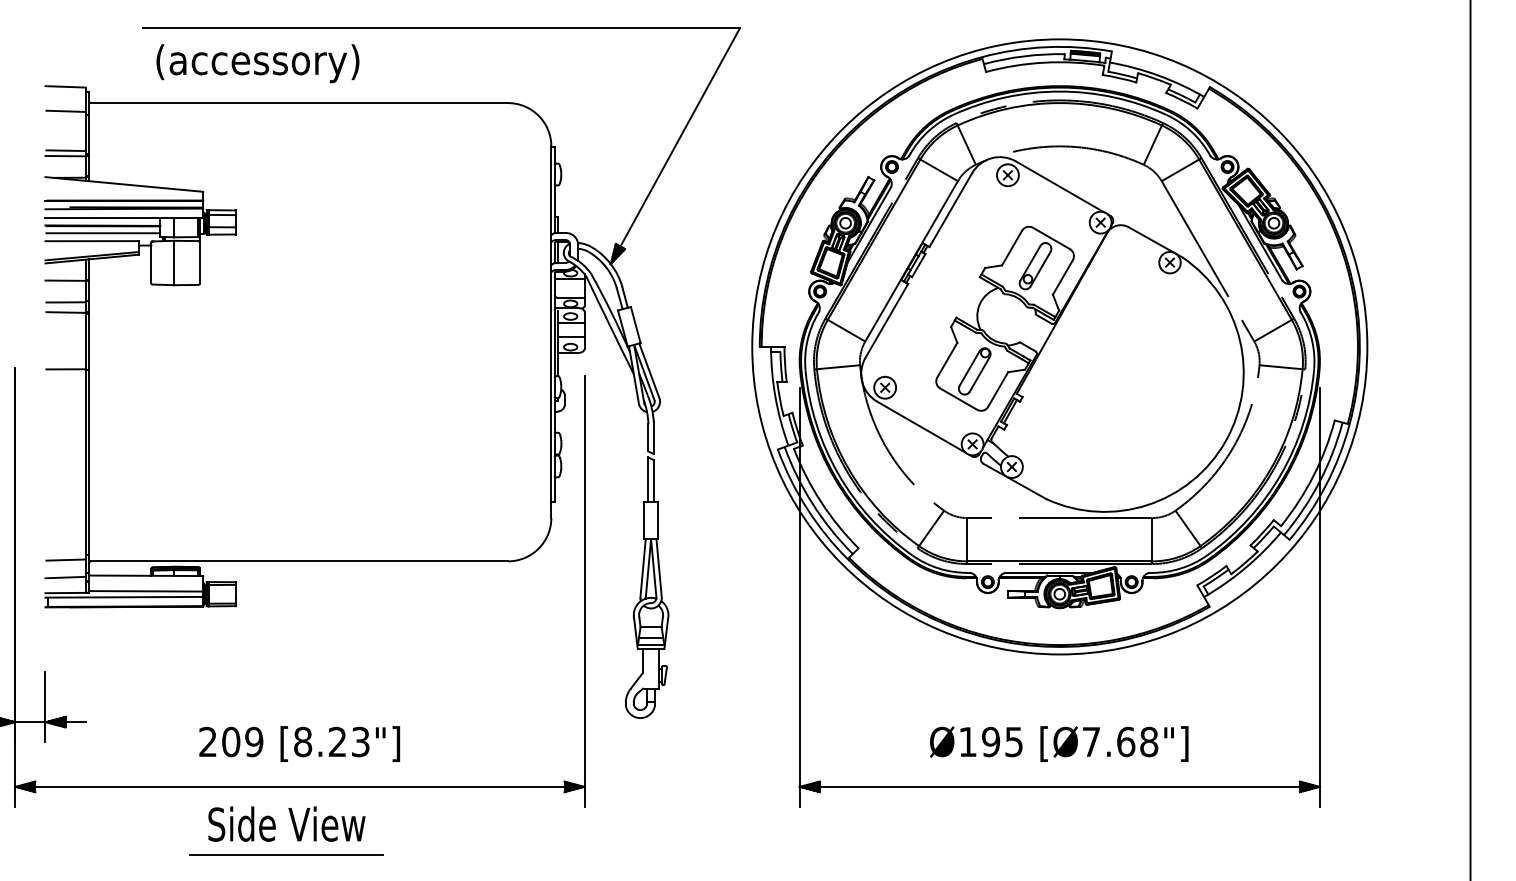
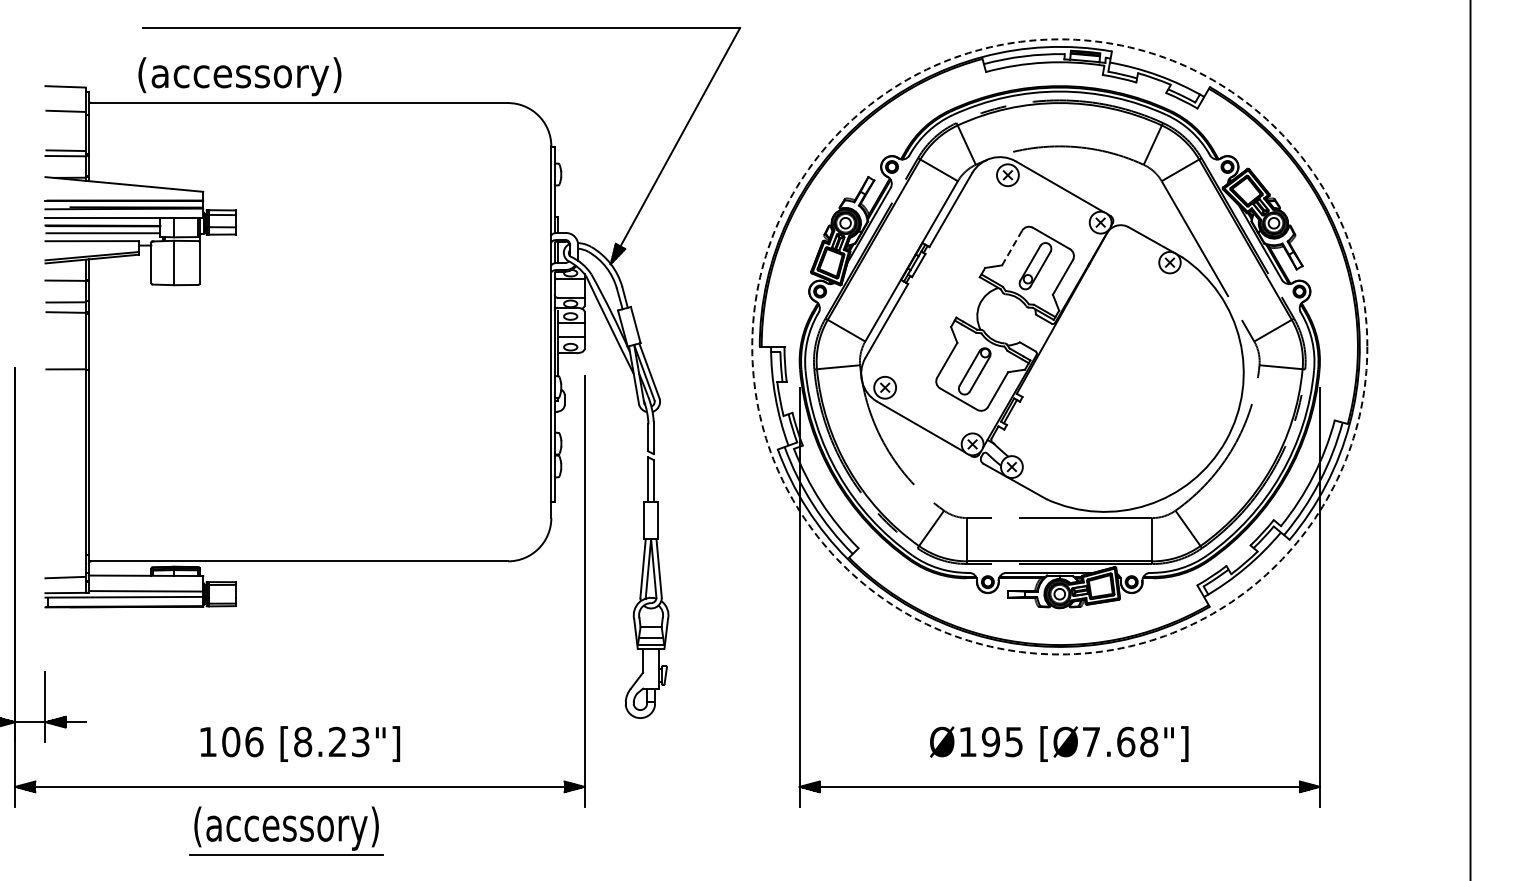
text position: (257, 63) -> (239, 76) (239, 76)
line: solid -> dashed (1012, 247)
circle: solid -> dashed (1059, 346)
line: present -> none (65, 559)
text: 209 -> 106 (231, 741)
text: Side View -> (accessory) (286, 828)
